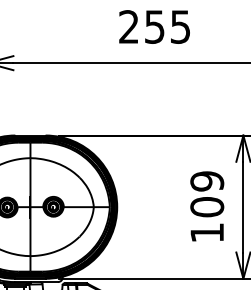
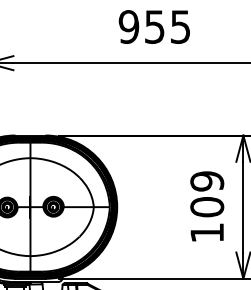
text: 255 -> 955 (128, 26)
